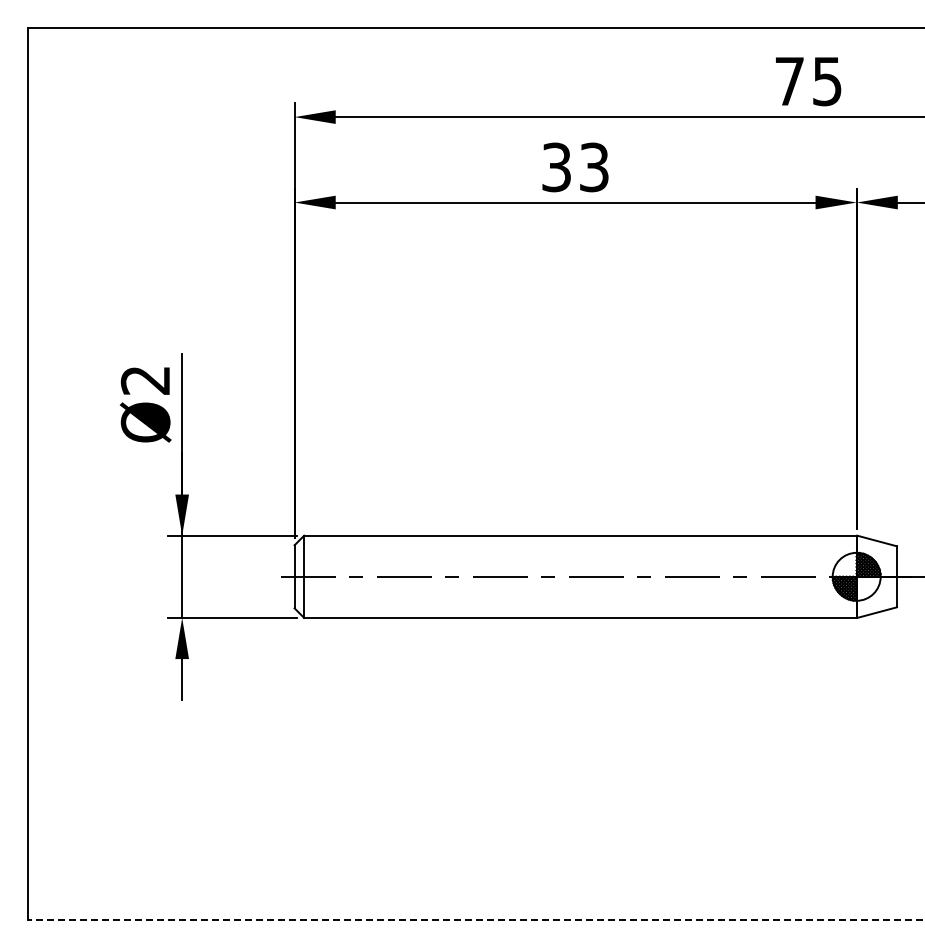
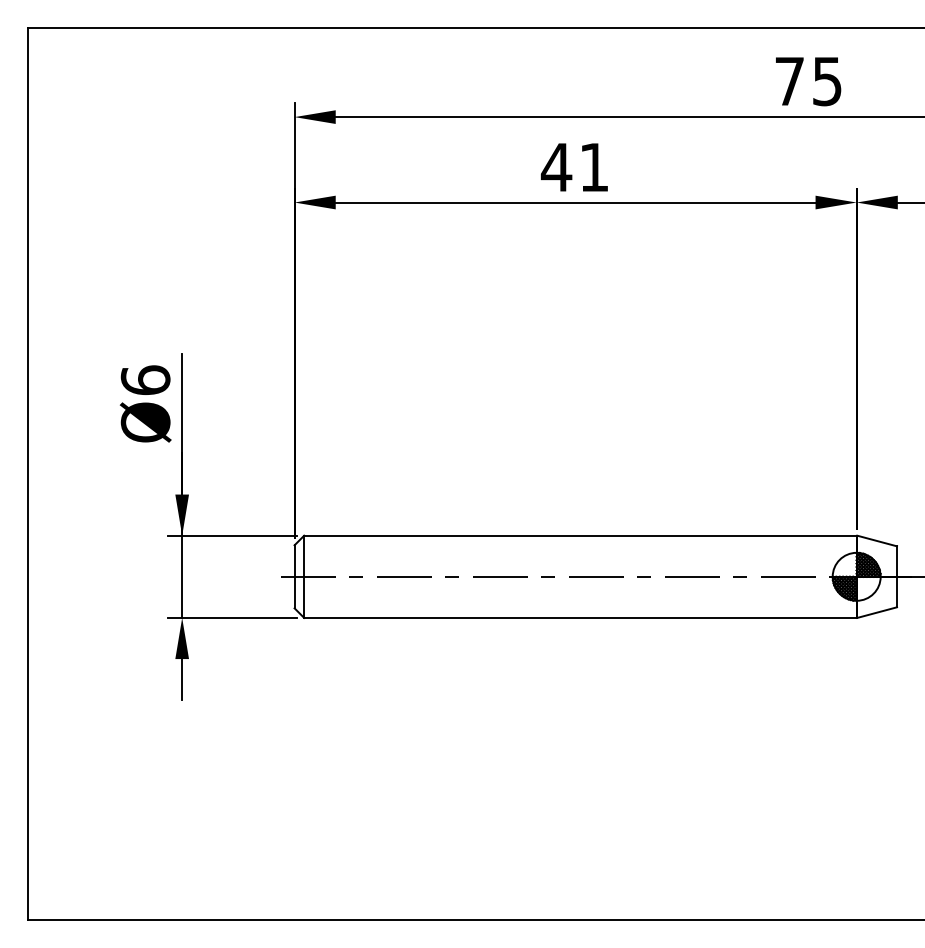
text: 33 -> 41 (574, 167)
text: Ø2 -> Ø6 (145, 379)
line: dashed -> solid (475, 919)
